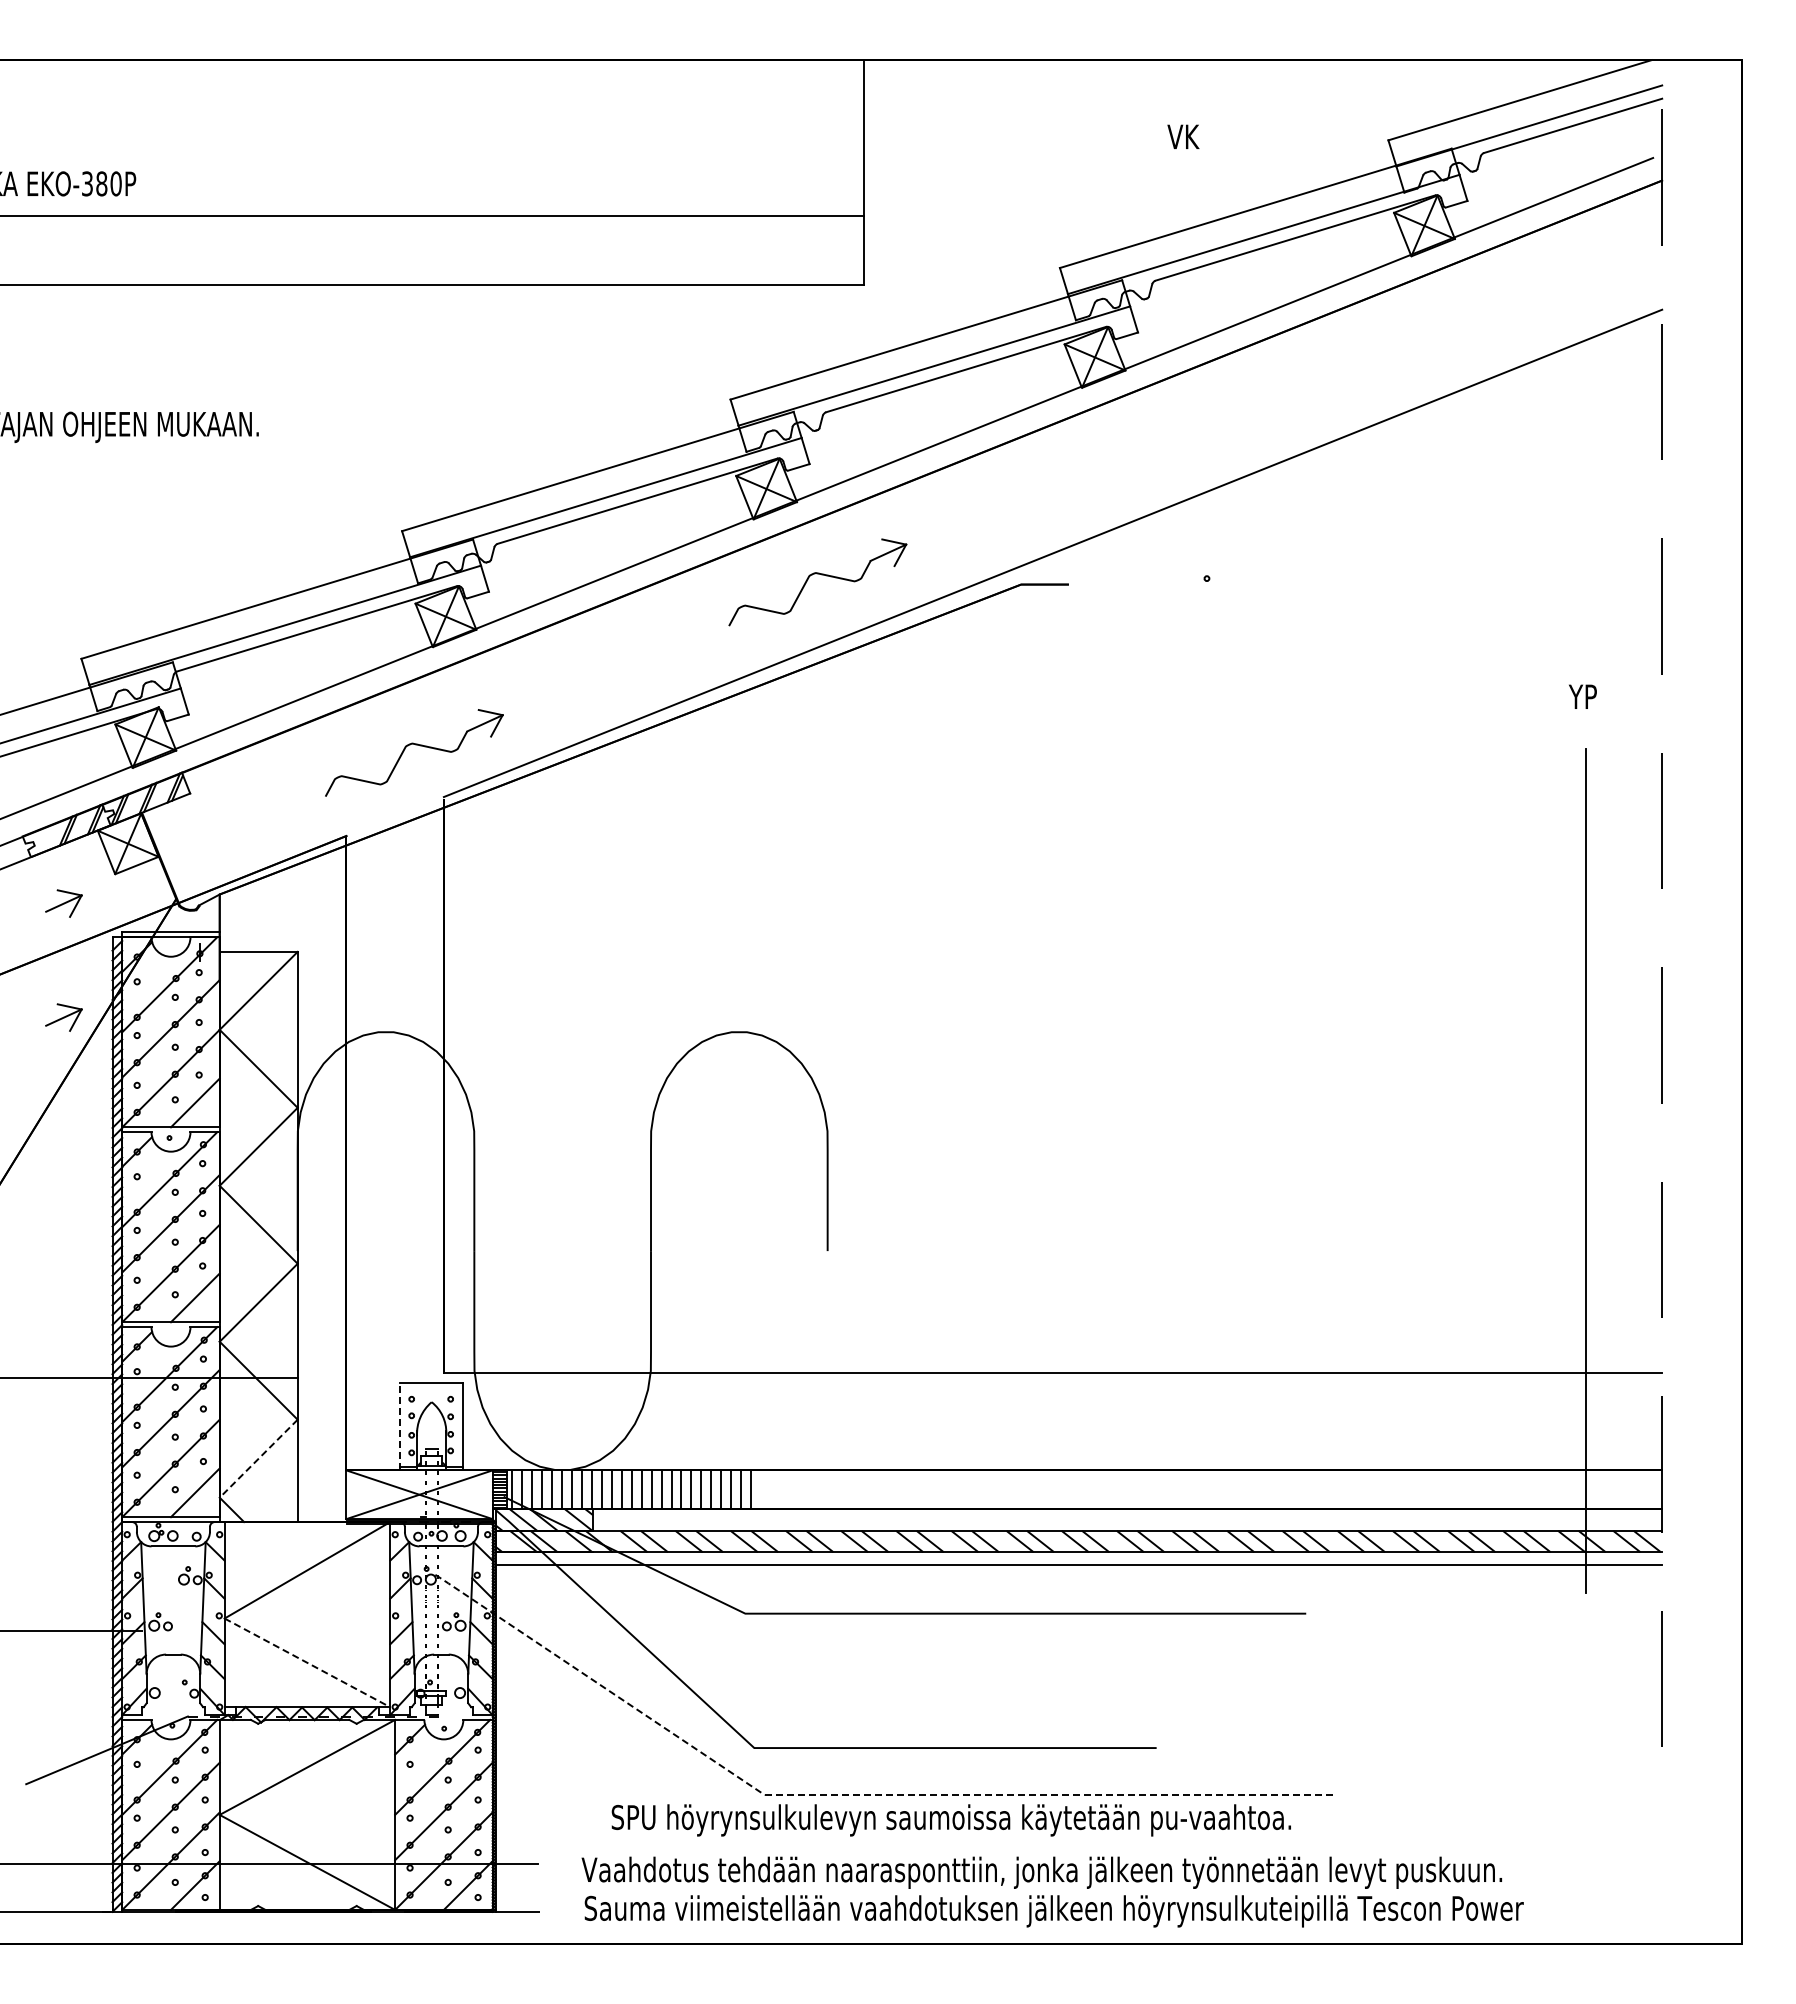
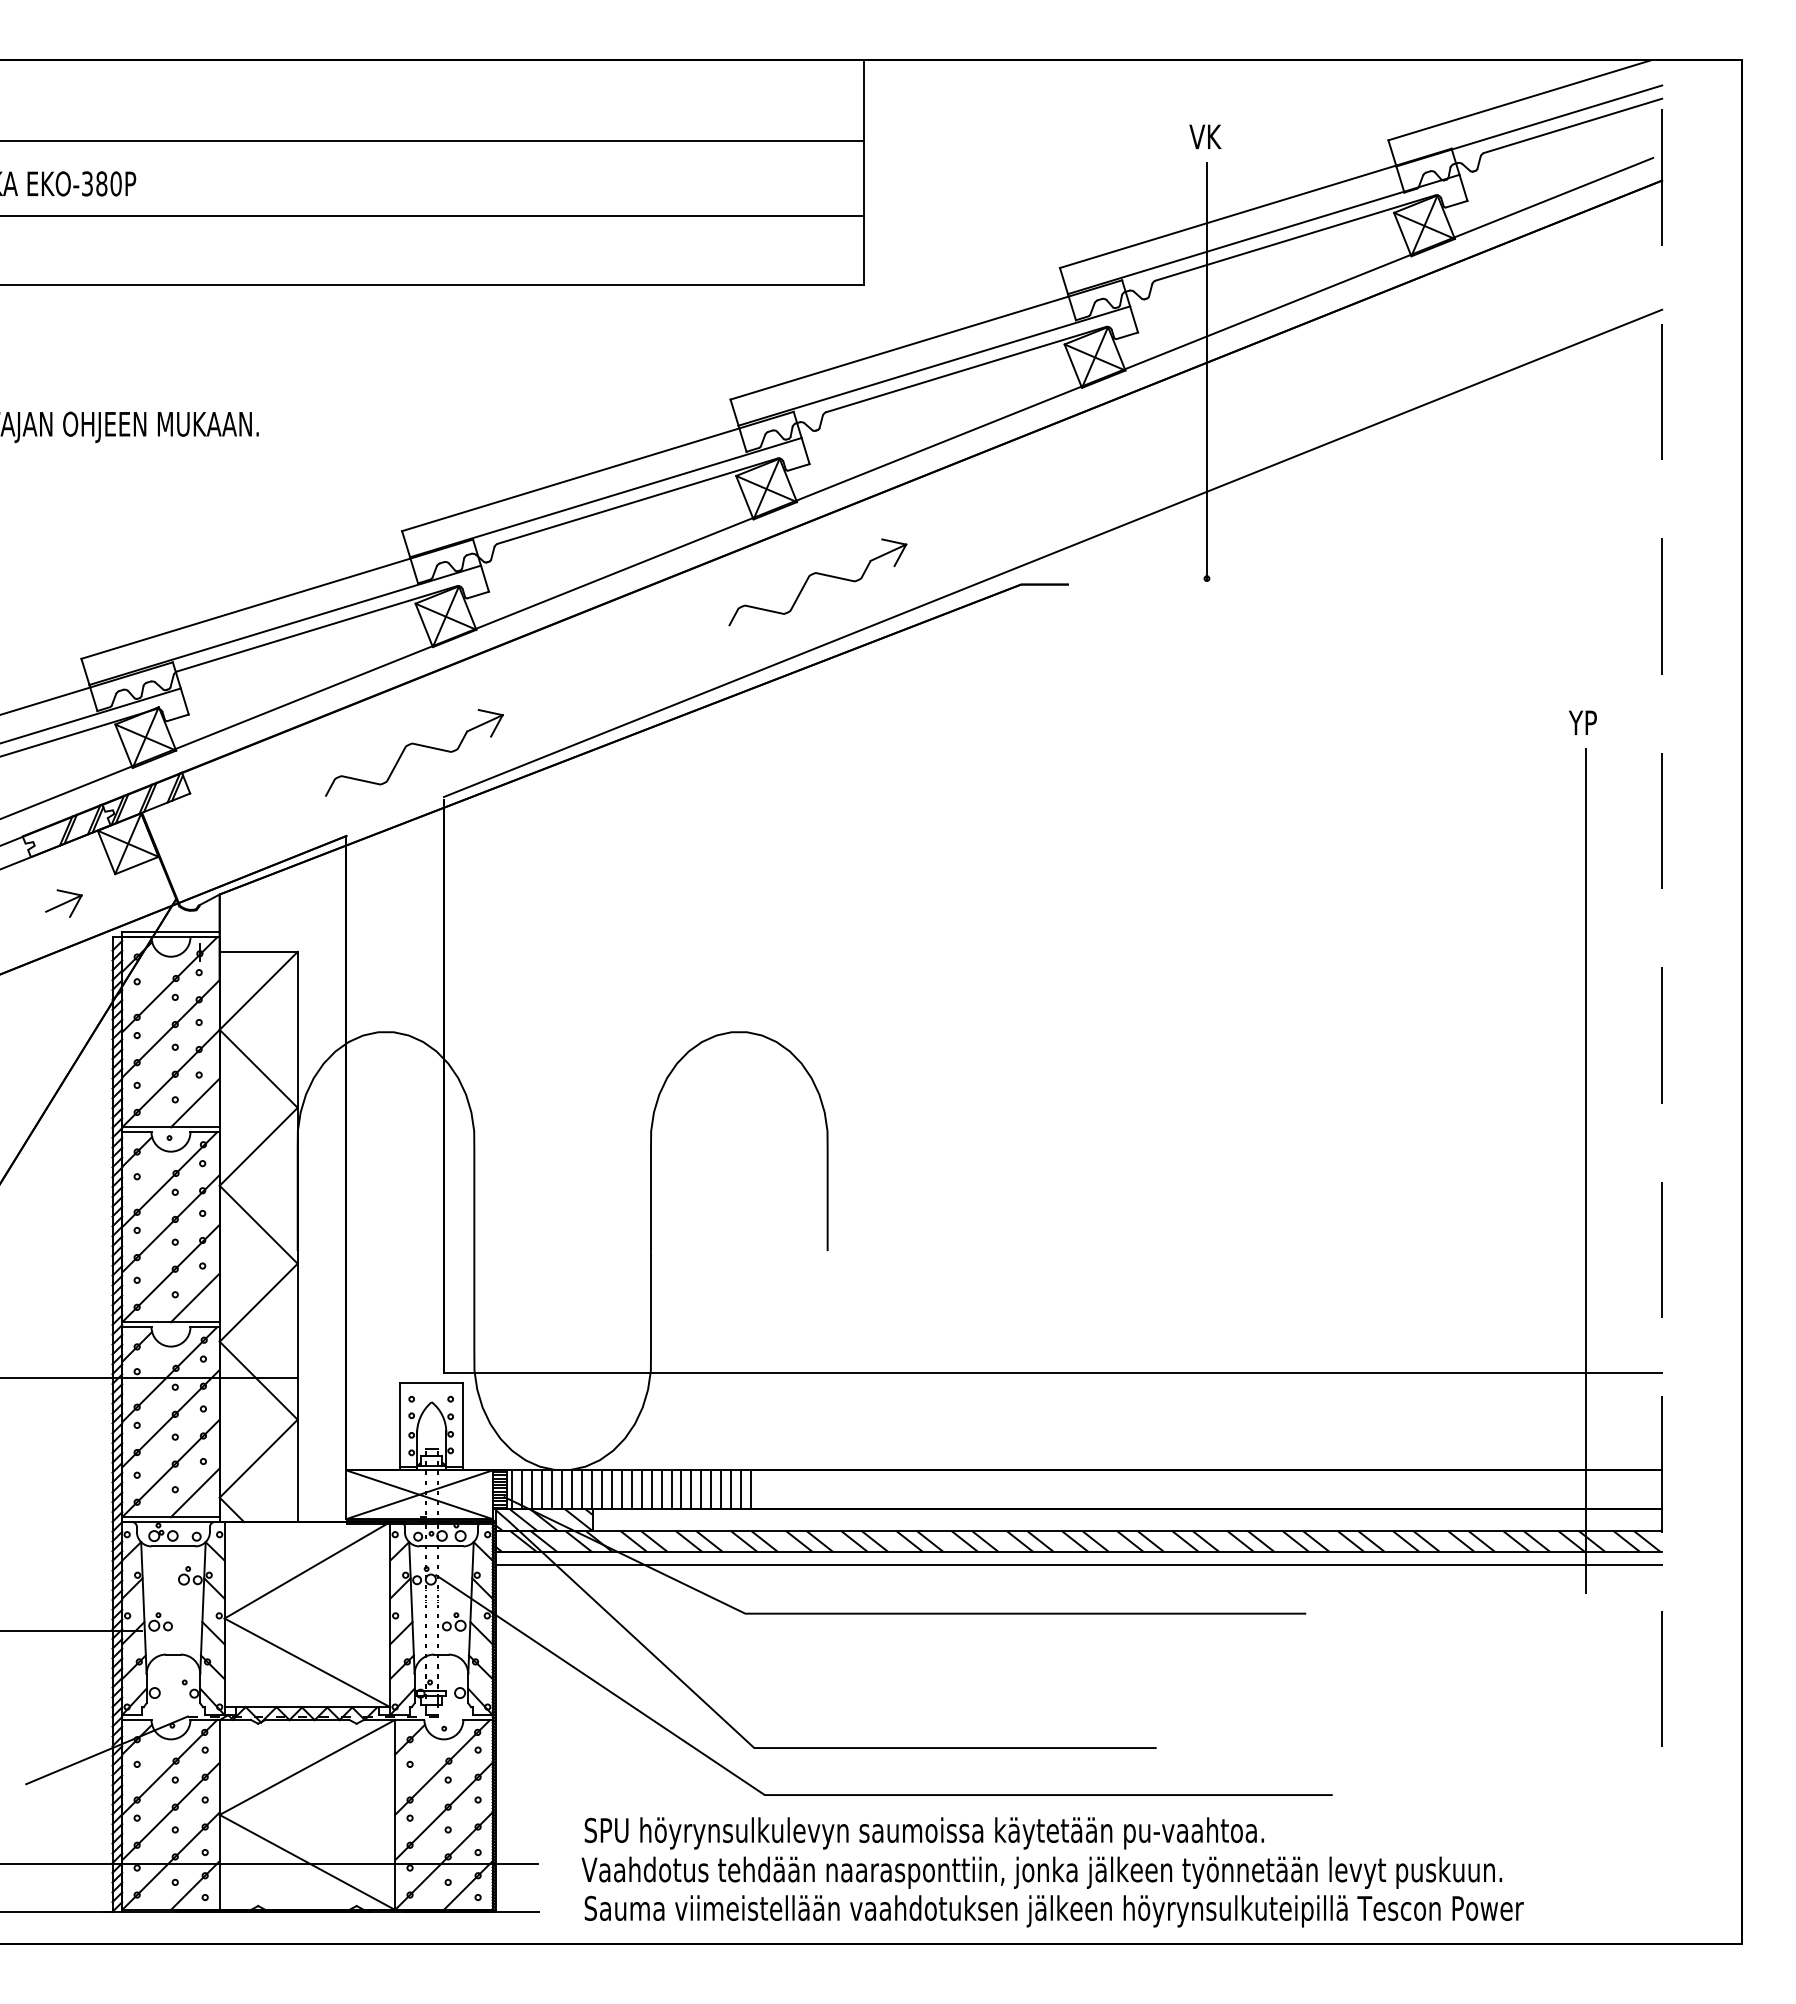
text position: (1183, 136) -> (1205, 136) (1205, 136)
line: none -> present (433, 141)
line: none -> present (1206, 370)
text position: (1582, 696) -> (1582, 722) (1582, 722)
part: present -> none (63, 1017)
line: dashed -> solid (400, 1426)
line: dashed -> solid (258, 1459)
line: dashed -> solid (307, 1662)
line: dashed -> solid (849, 1795)
text position: (950, 1820) -> (923, 1833) (923, 1833)
